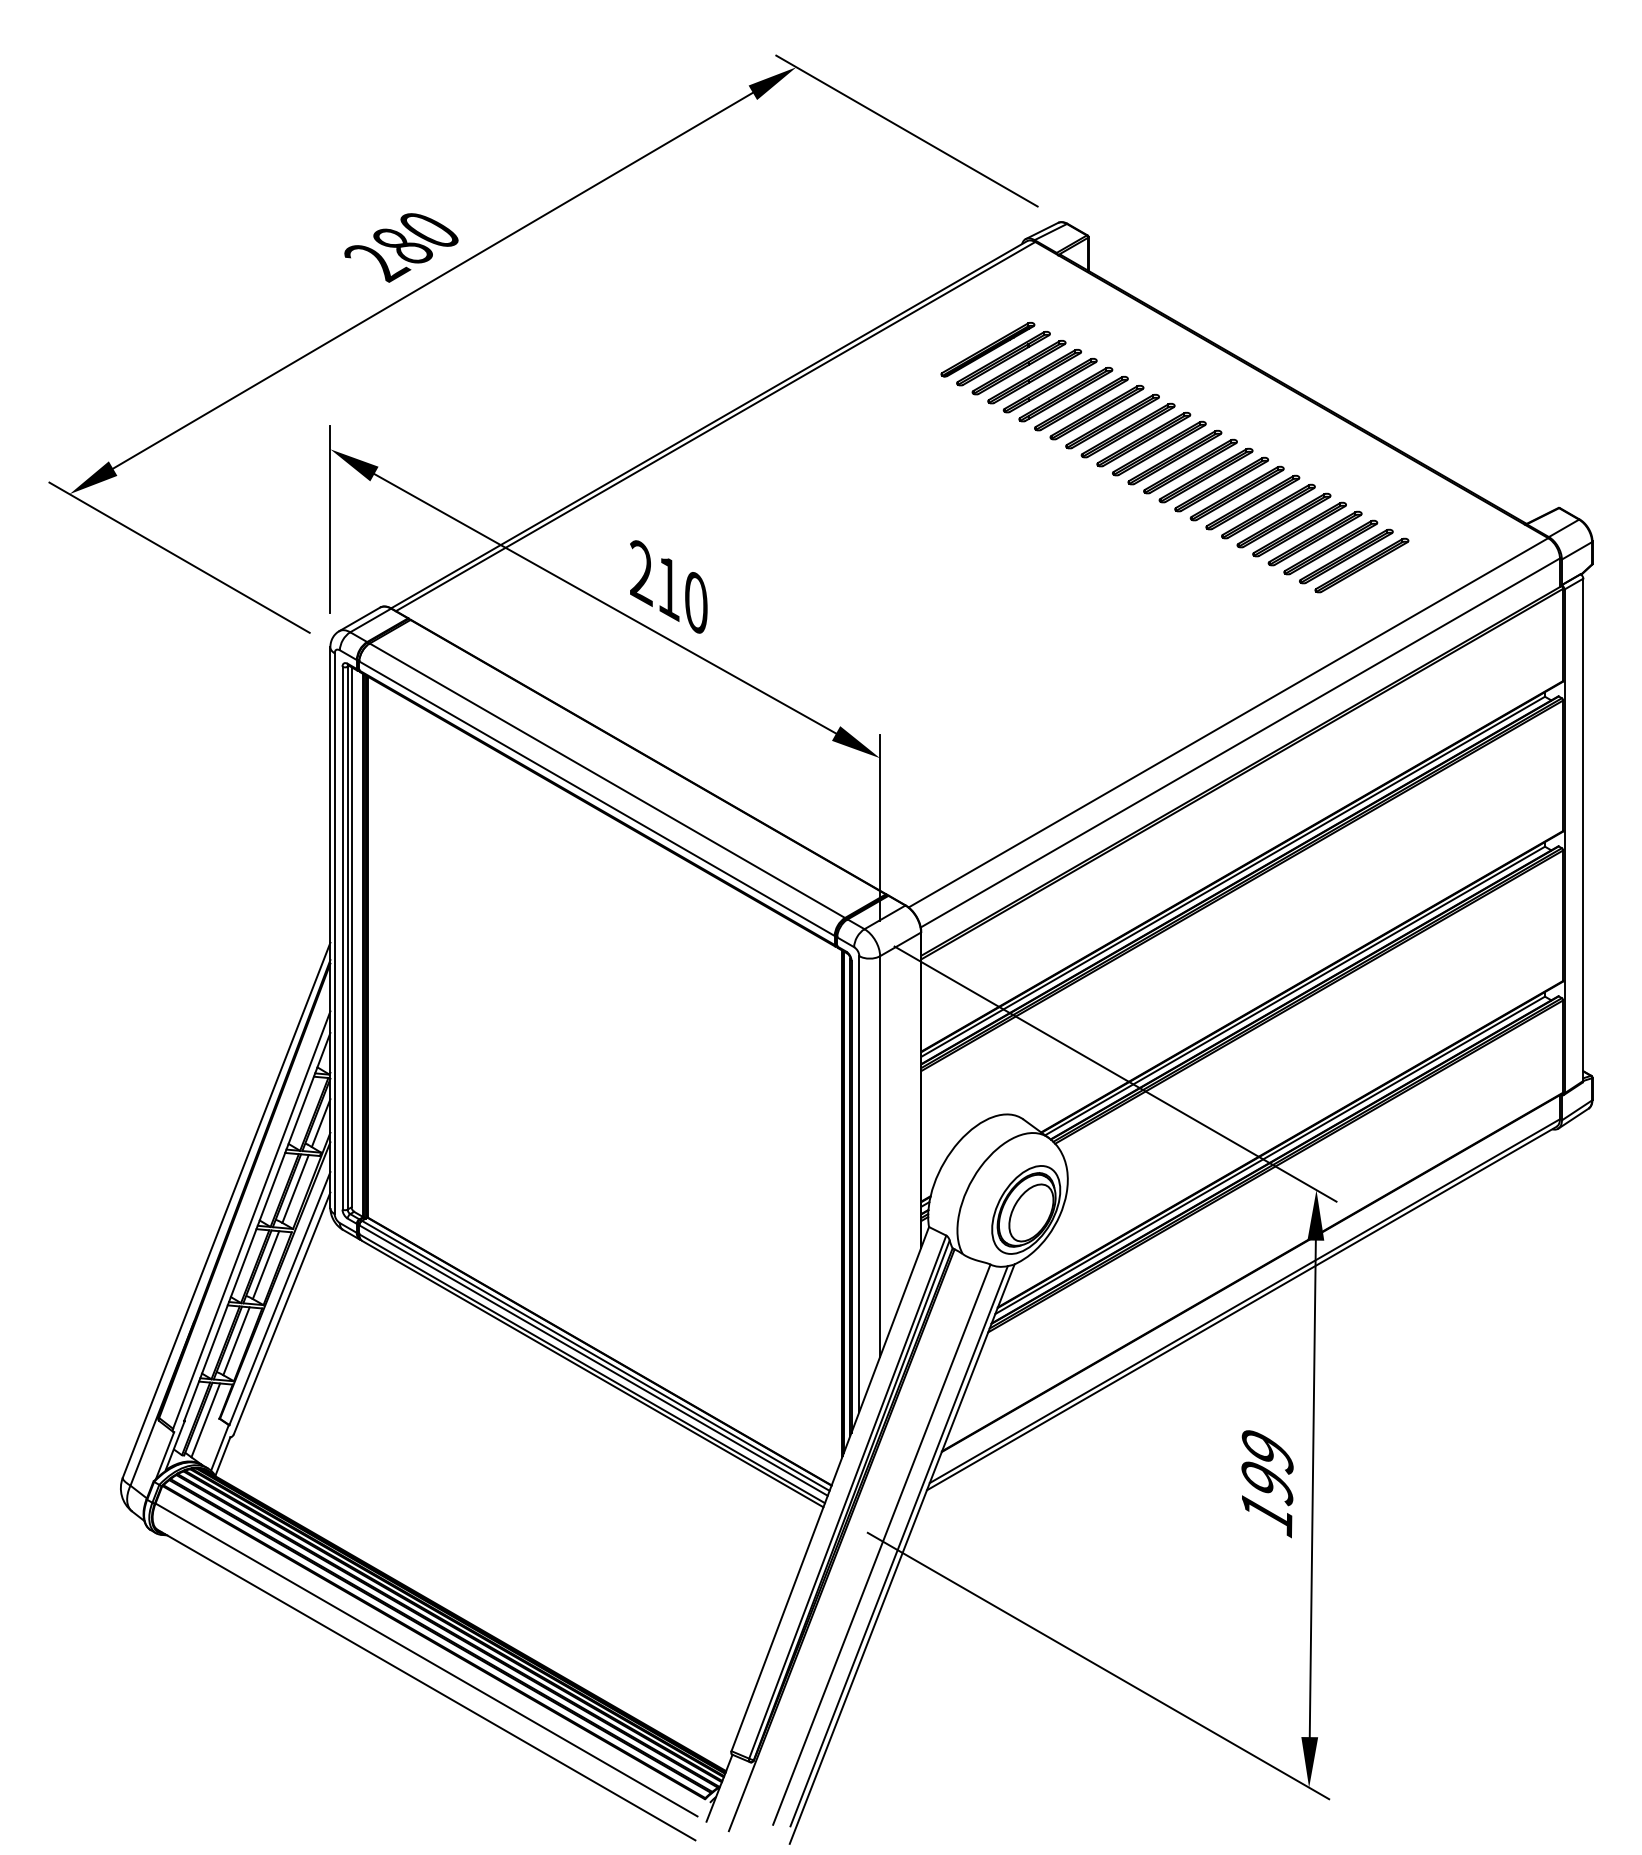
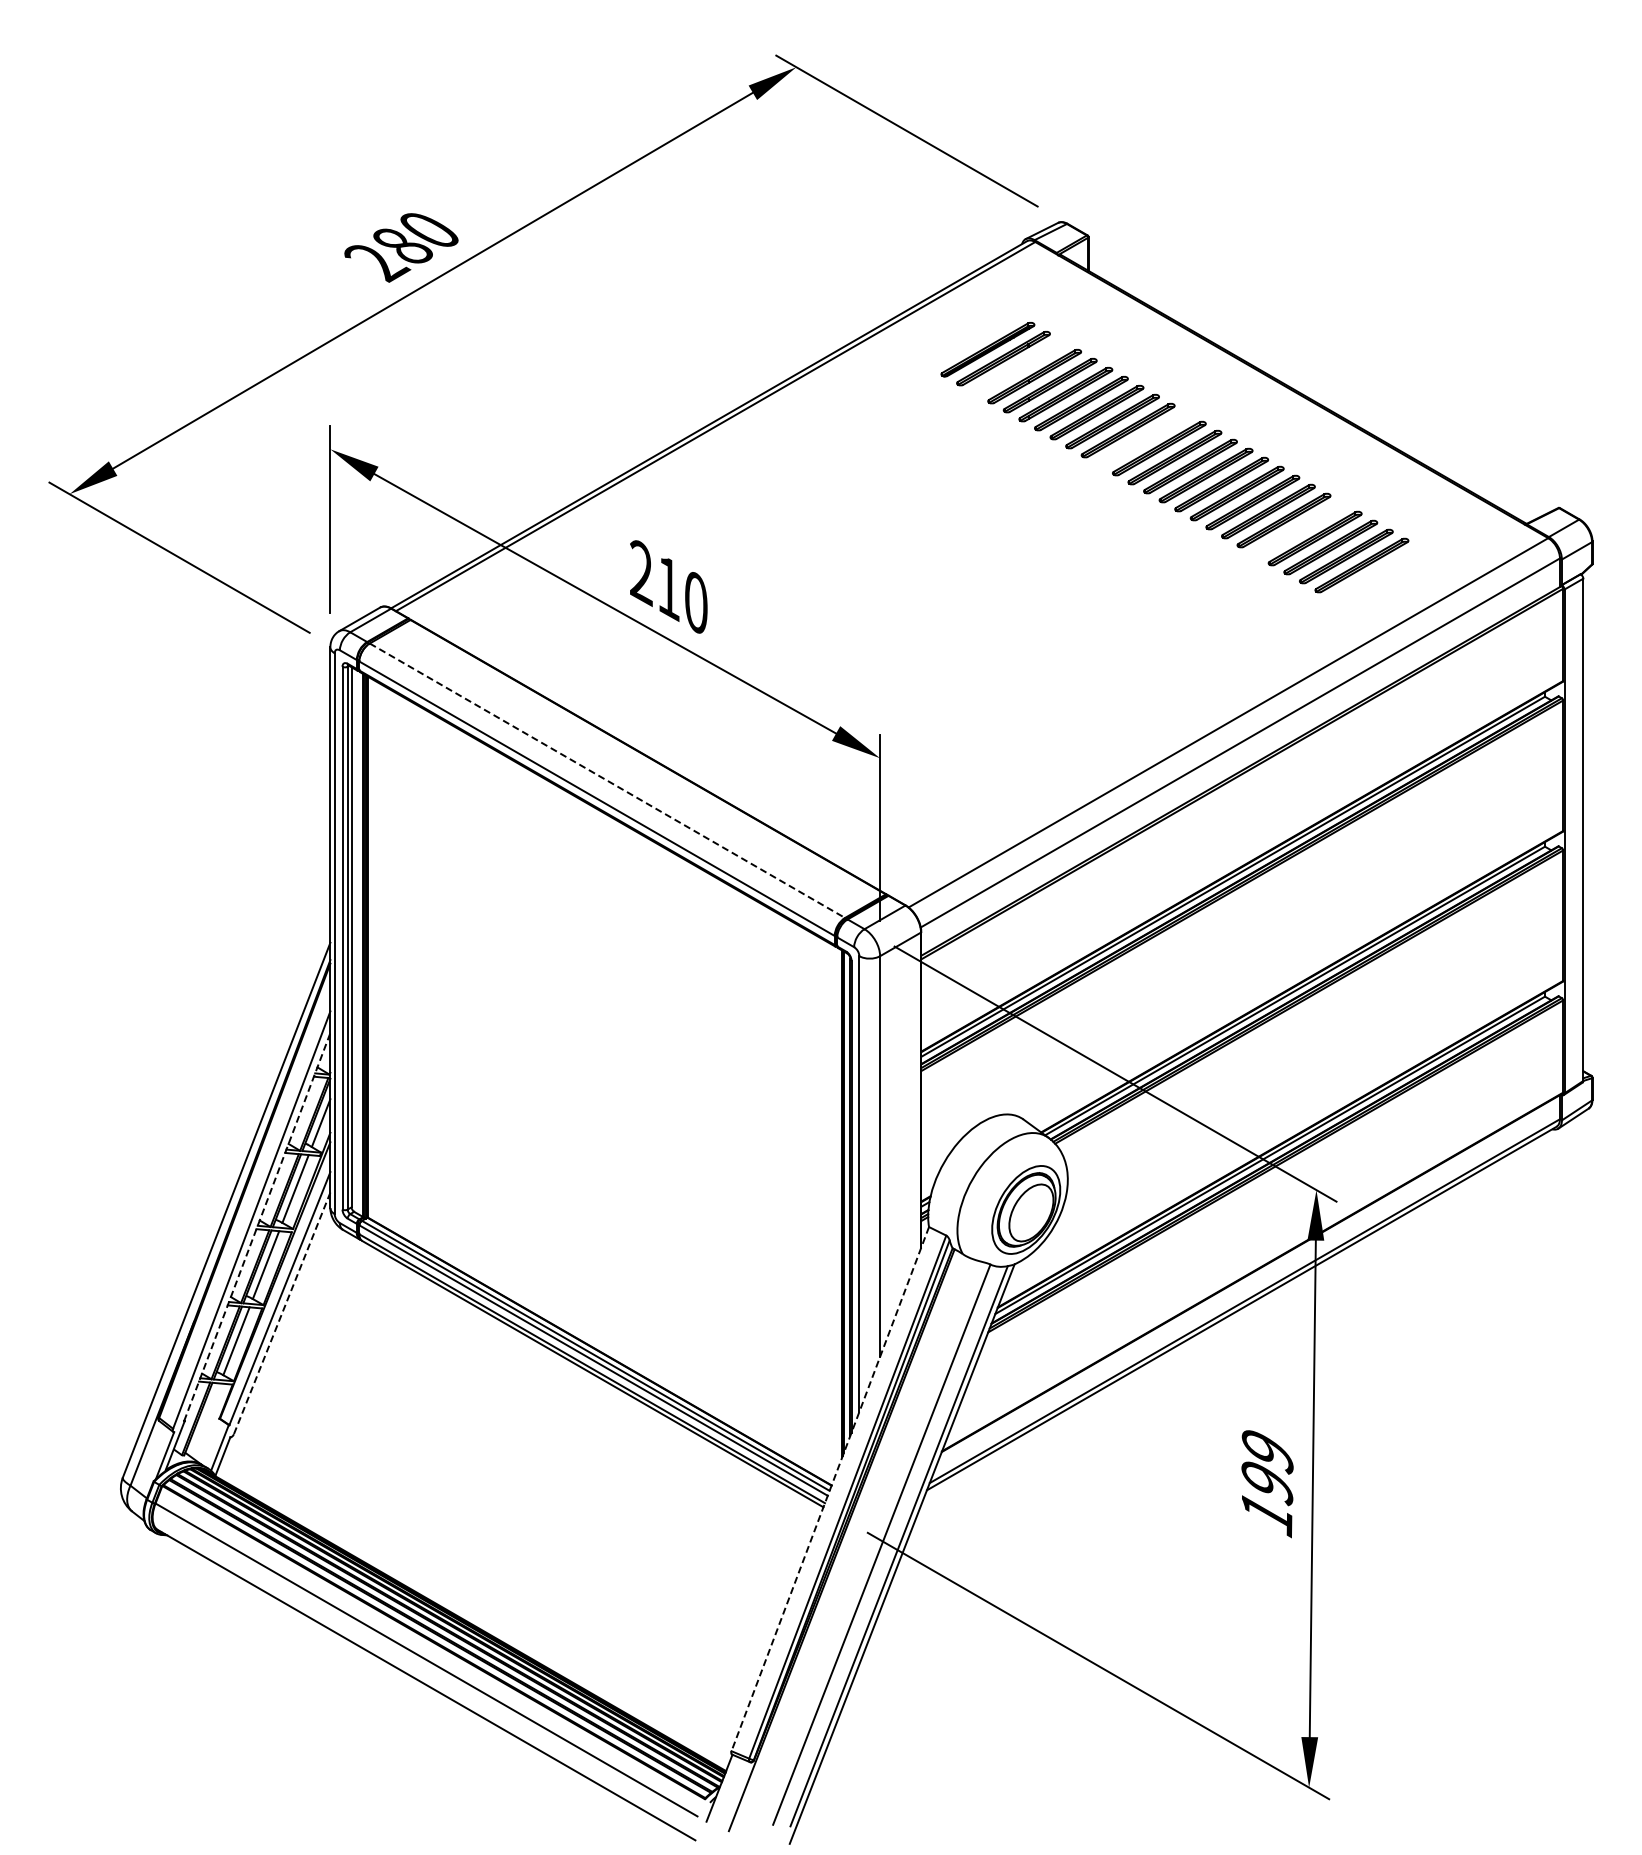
part: present -> none (1018, 367)
part: present -> none (1143, 439)
part: present -> none (1299, 529)
line: solid -> dashed (607, 780)
line: solid -> dashed (257, 1226)
line: solid -> dashed (281, 1313)
line: present -> none (205, 1420)
line: solid -> dashed (830, 1489)
